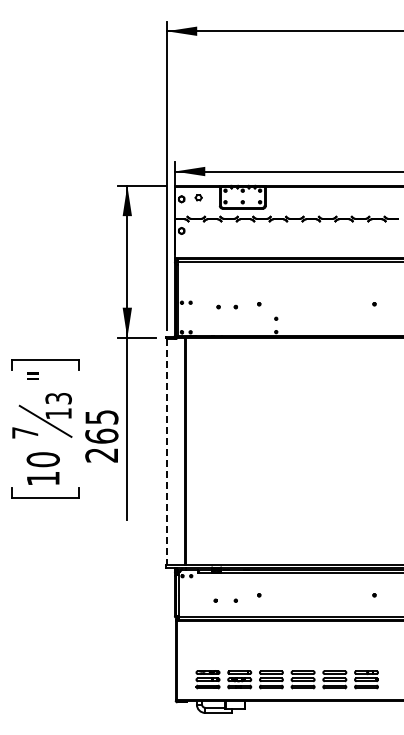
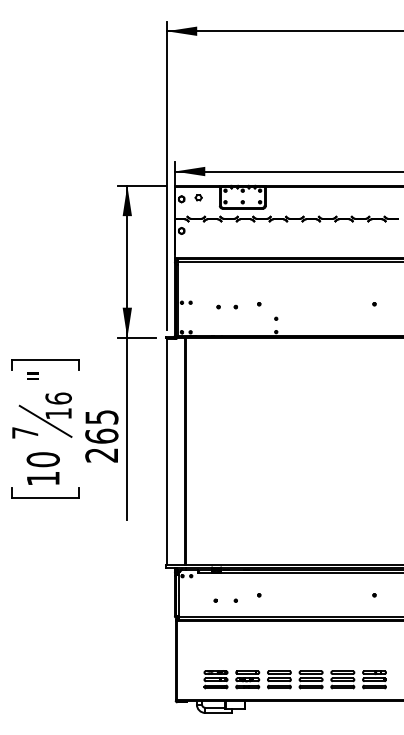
text: 13 -> 16 (58, 398)
line: dashed -> solid (166, 452)
part position: (286, 679) -> (294, 679) (294, 679)
